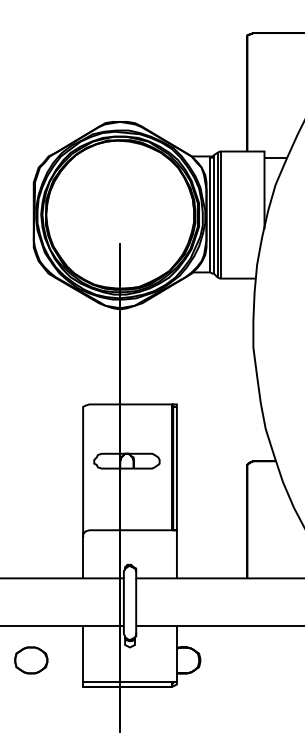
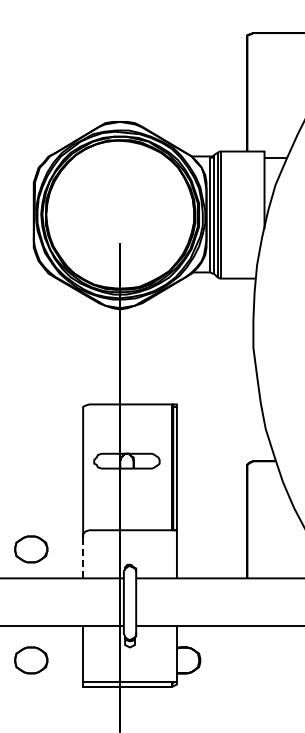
part: none -> present (31, 549)
line: solid -> dashed (83, 557)
